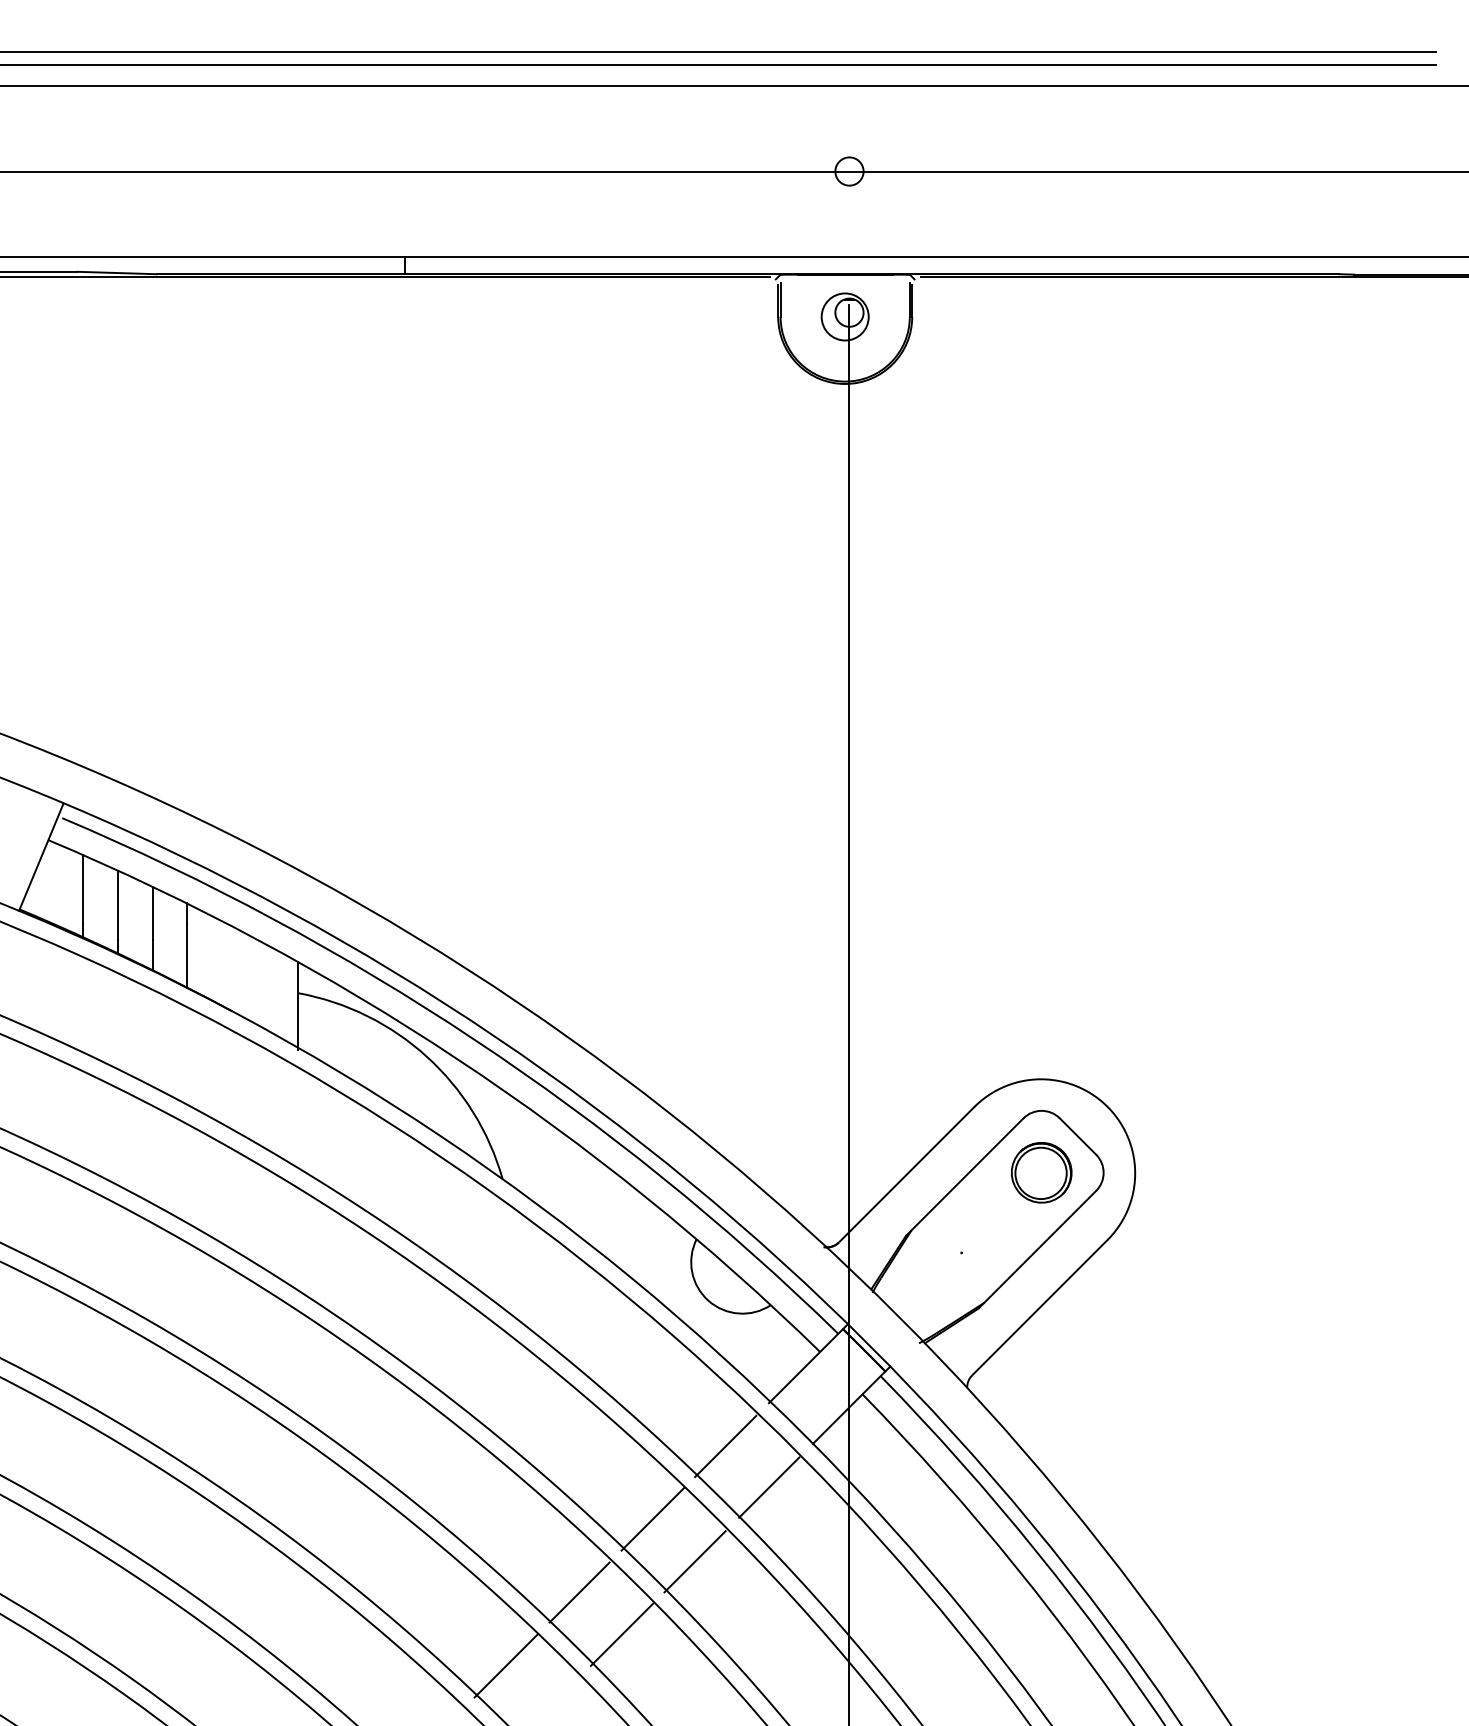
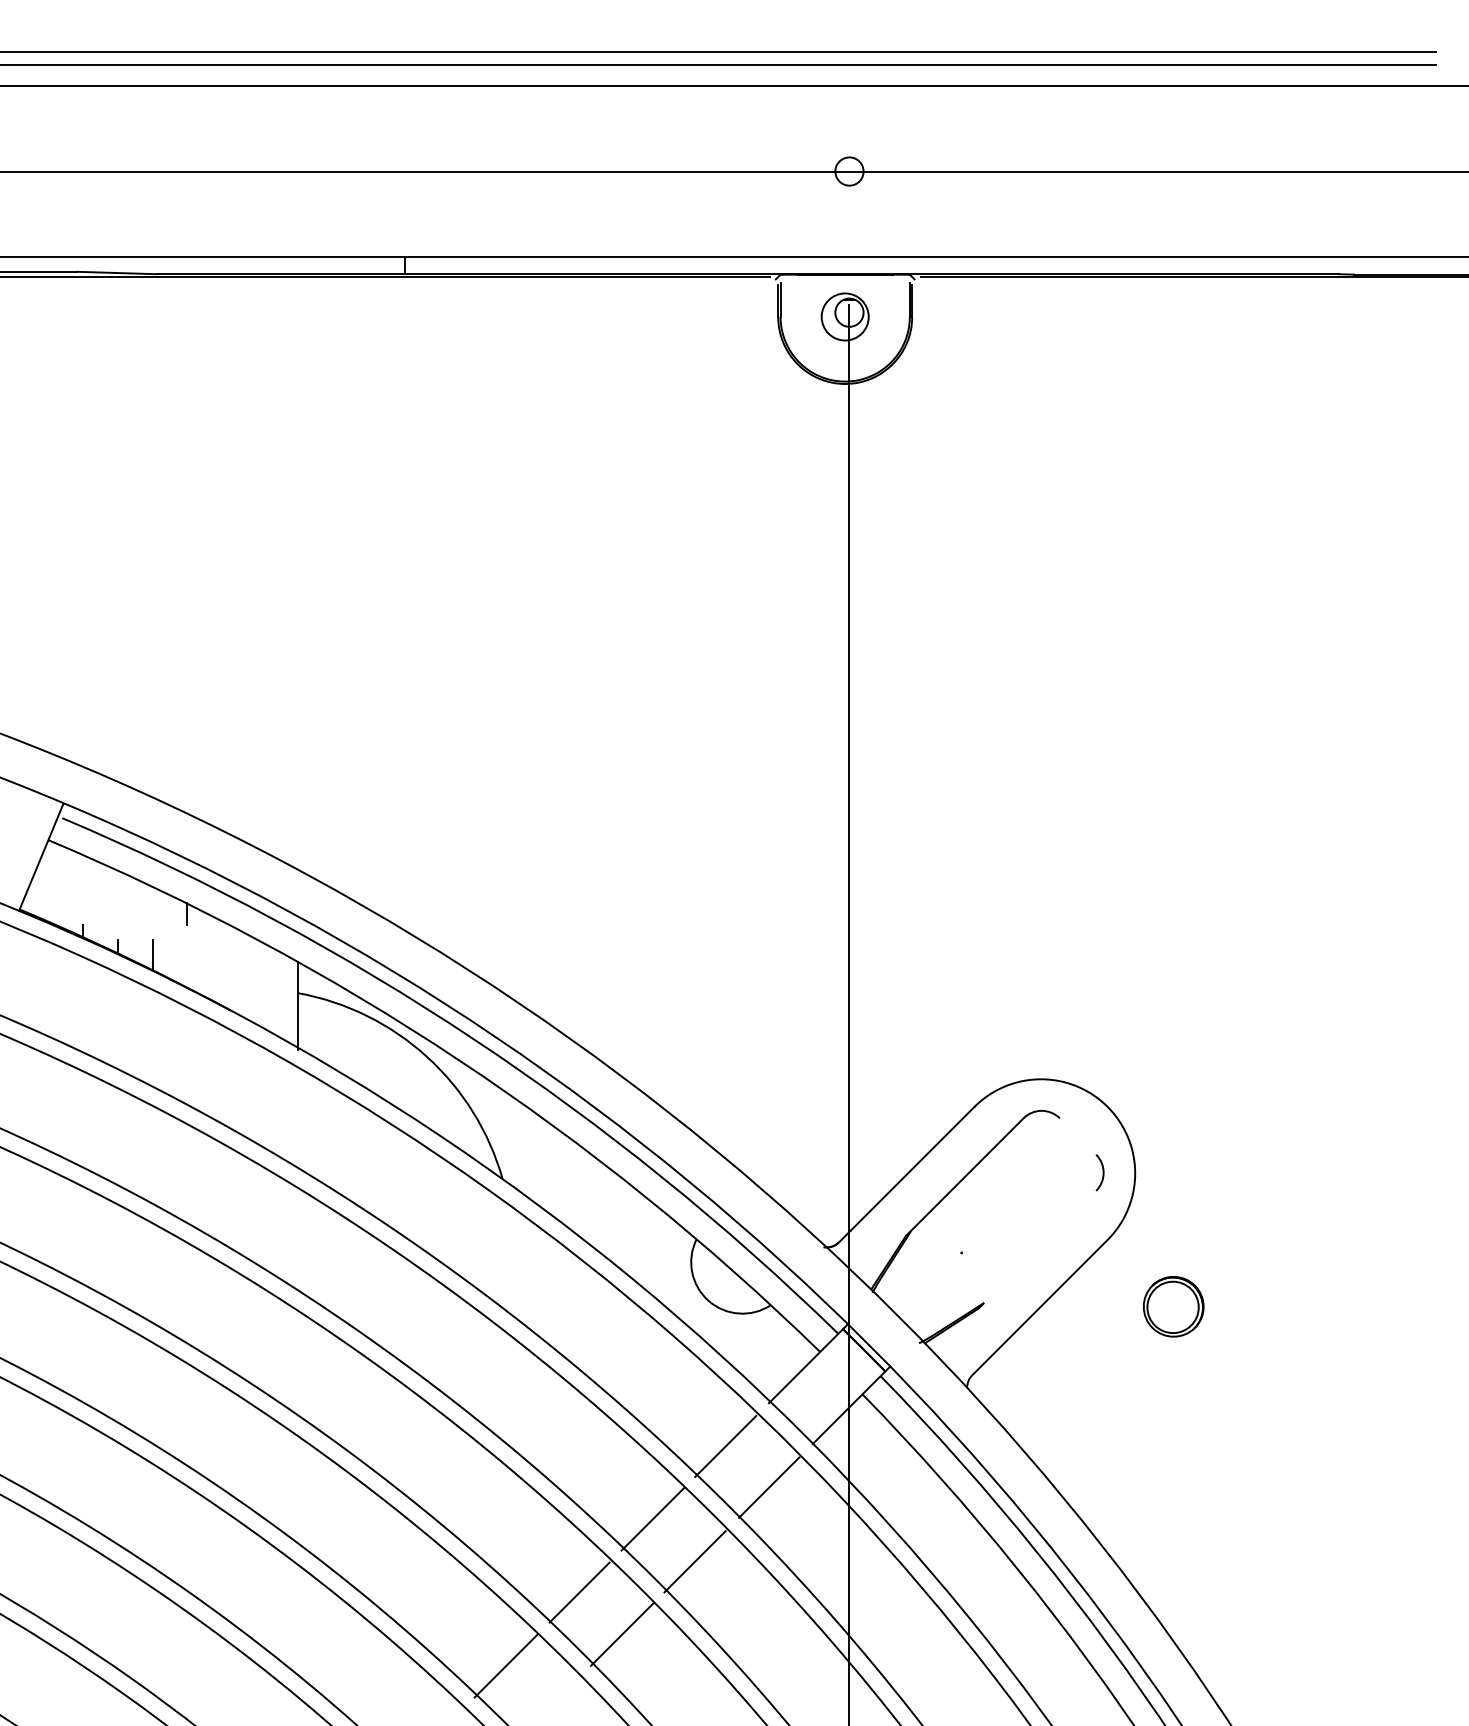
line: present -> none (83, 889)
line: present -> none (117, 905)
line: present -> none (152, 913)
line: present -> none (186, 955)
line: present -> none (1077, 1136)
part position: (1041, 1172) -> (1173, 1306) (1173, 1306)
line: present -> none (1040, 1246)
